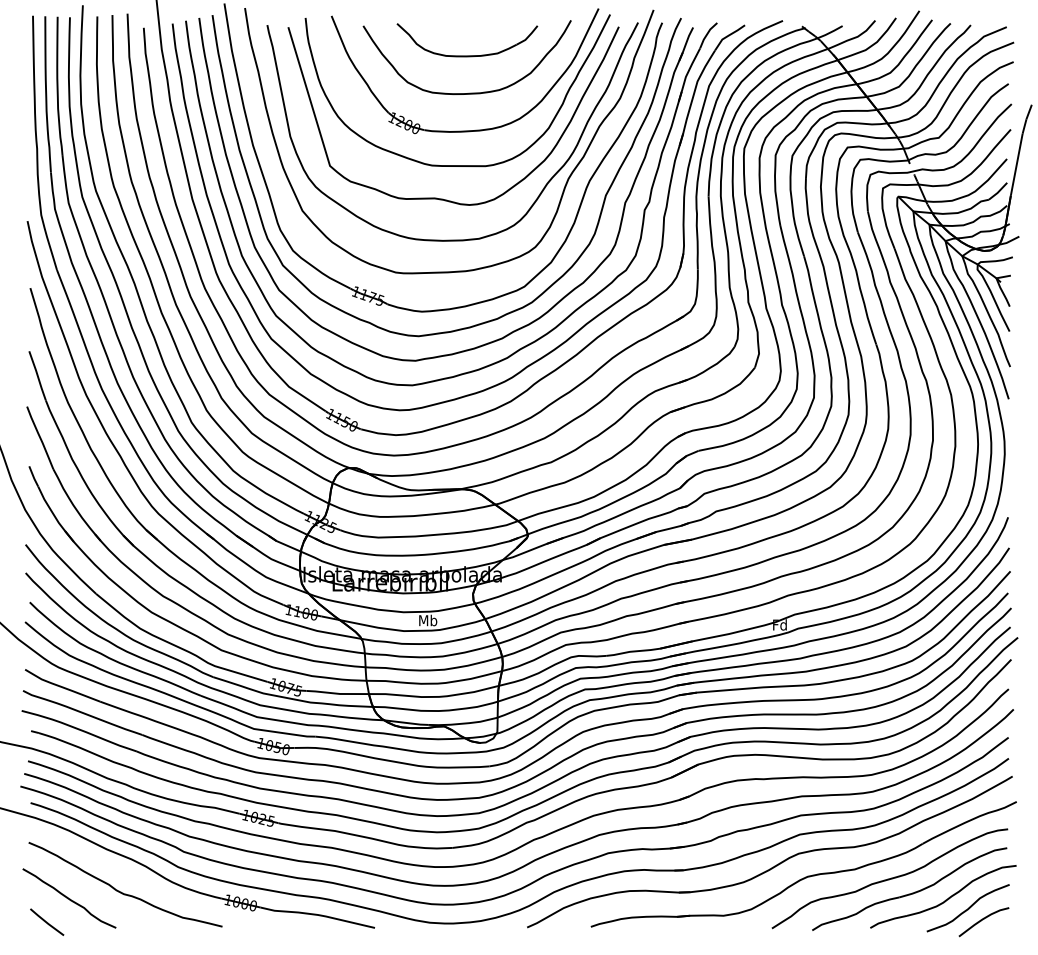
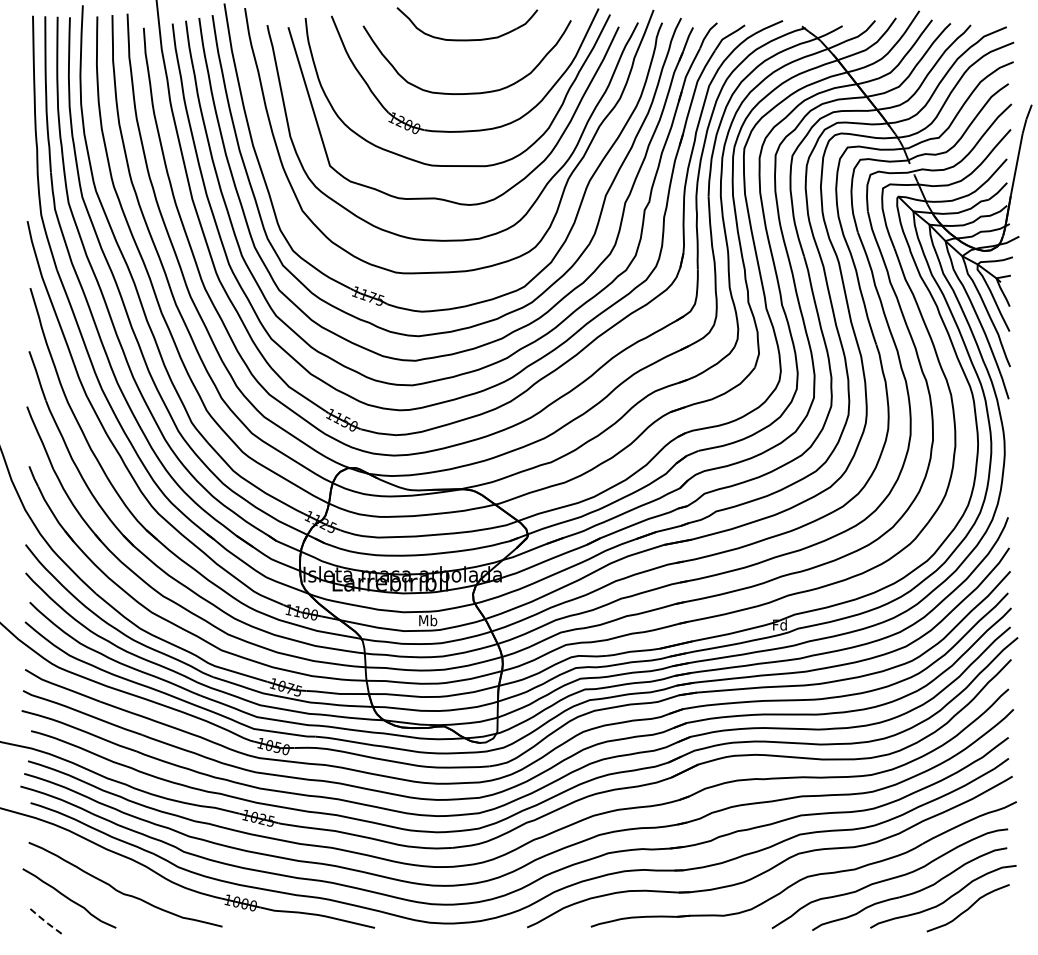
part position: (467, 55) -> (467, 39) (467, 39)
curve: present -> none (982, 920)
line: solid -> dashed (46, 922)
